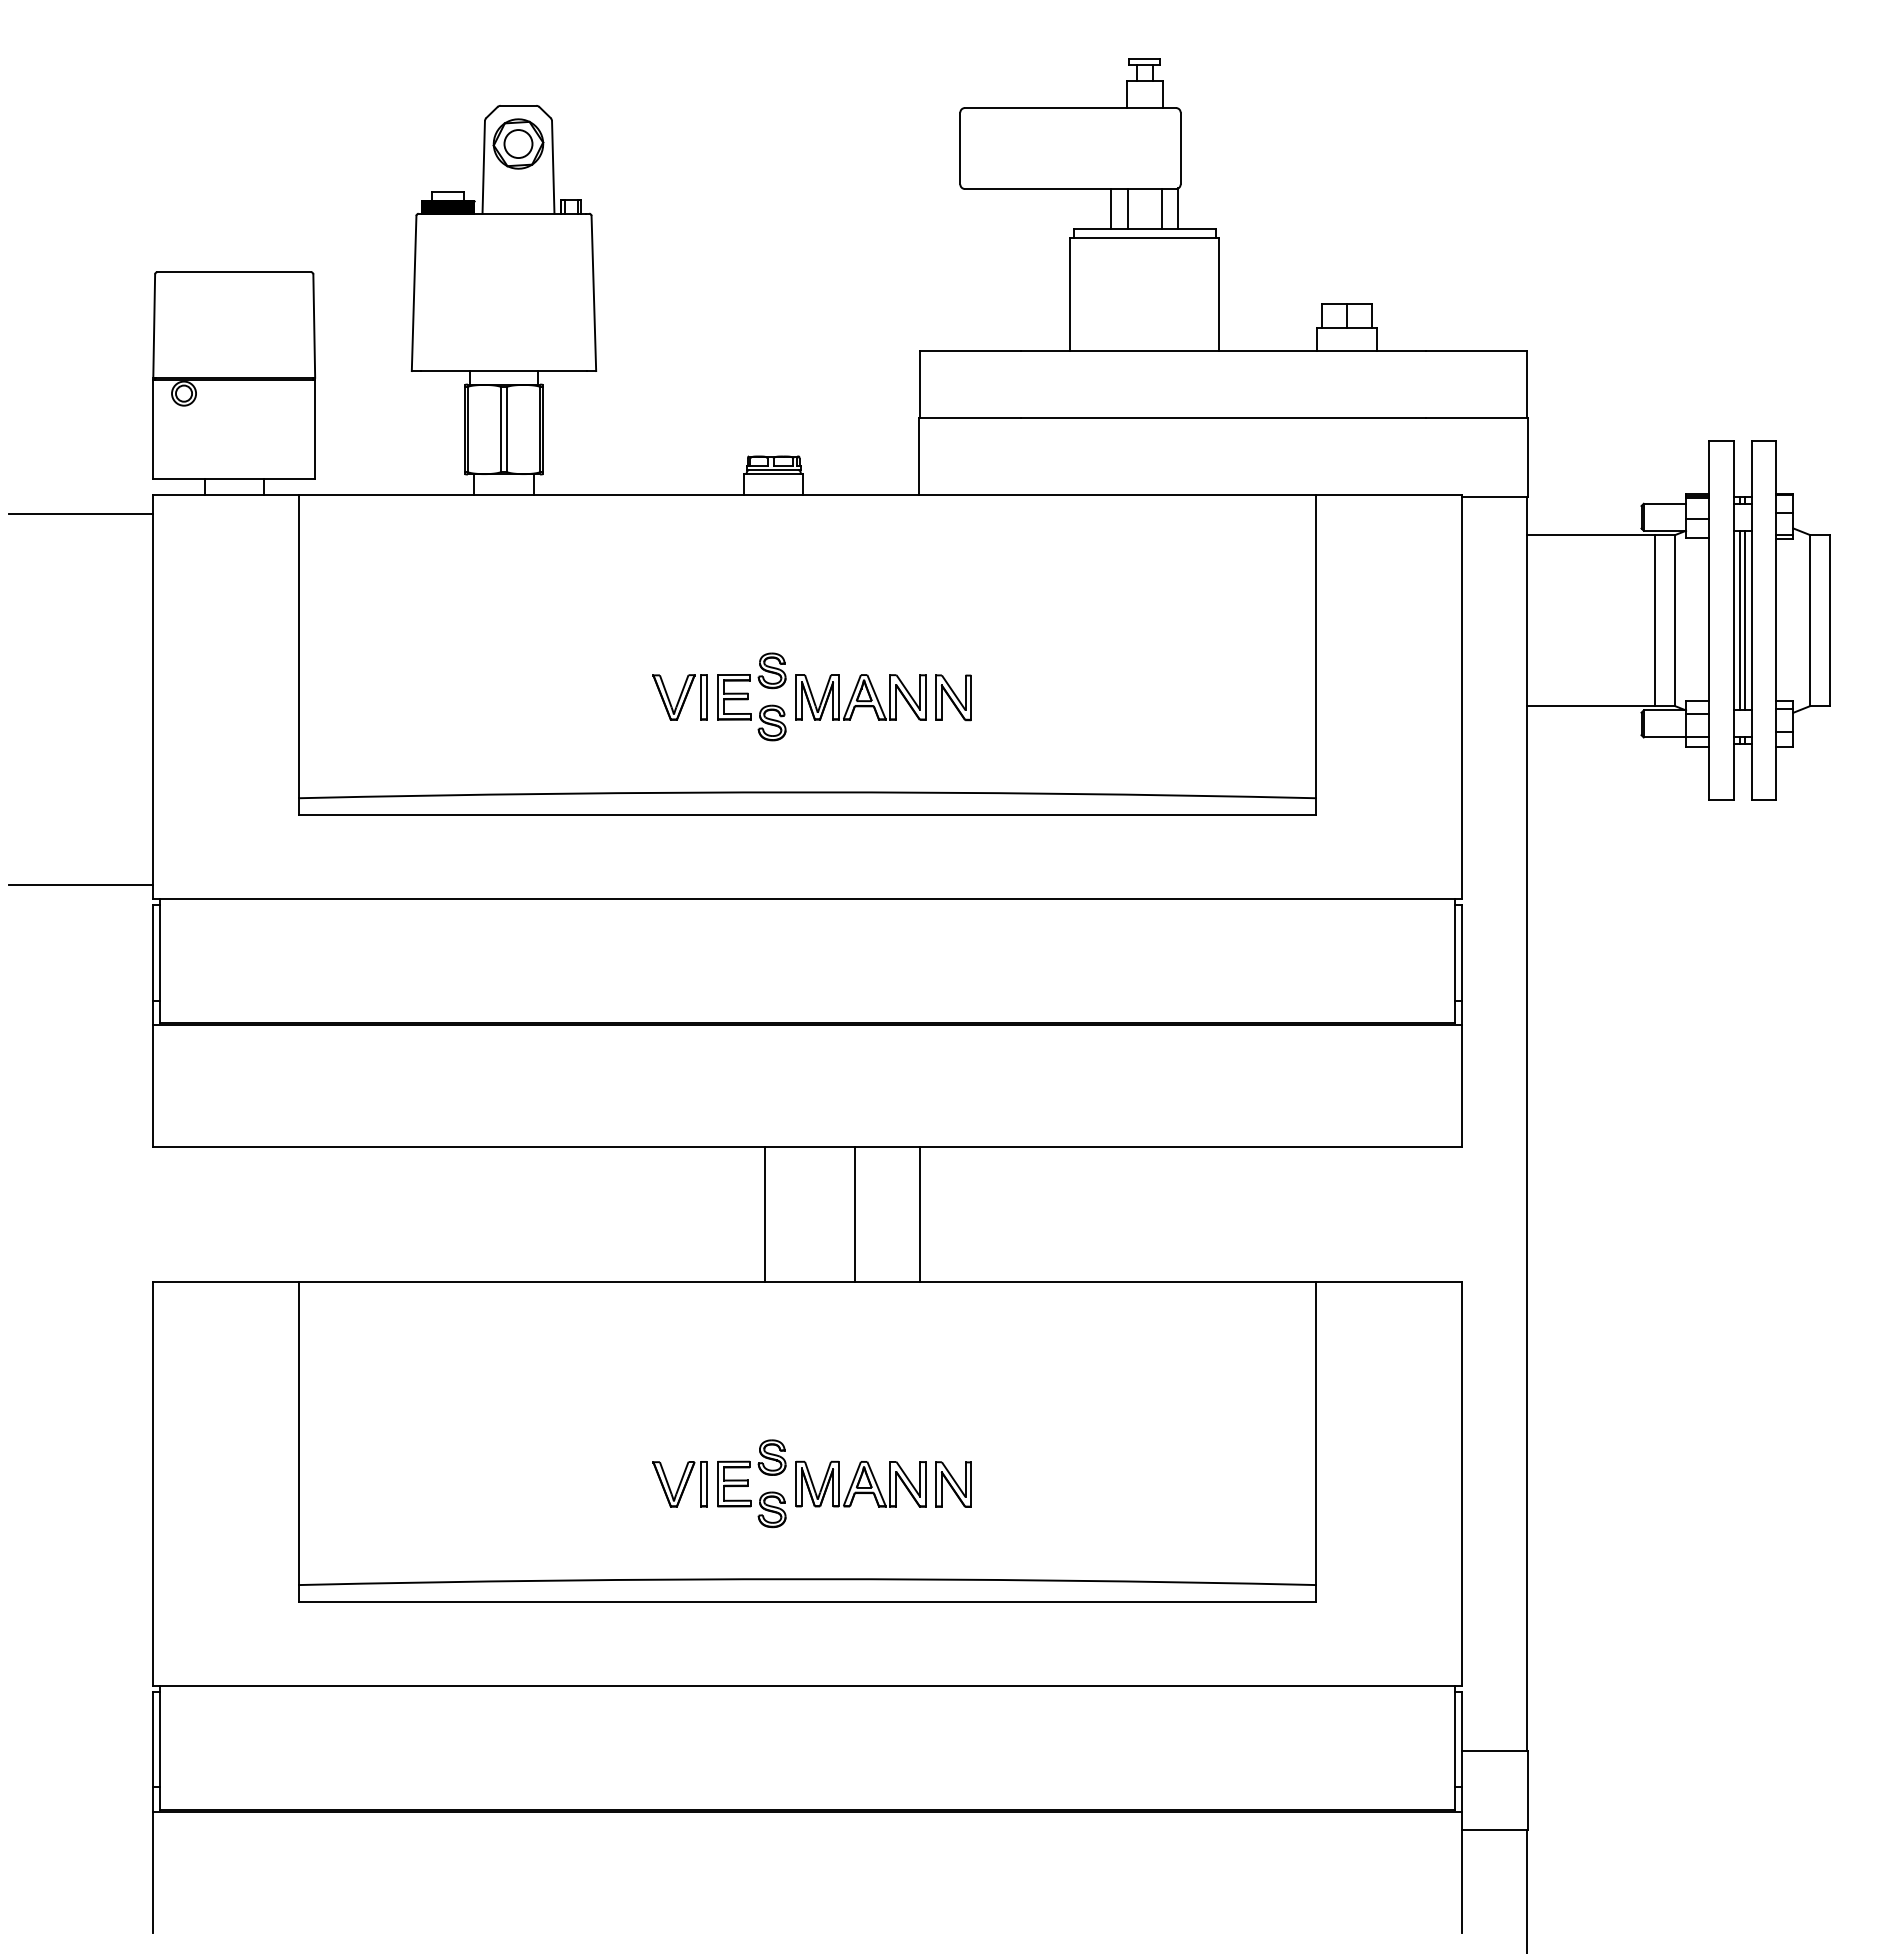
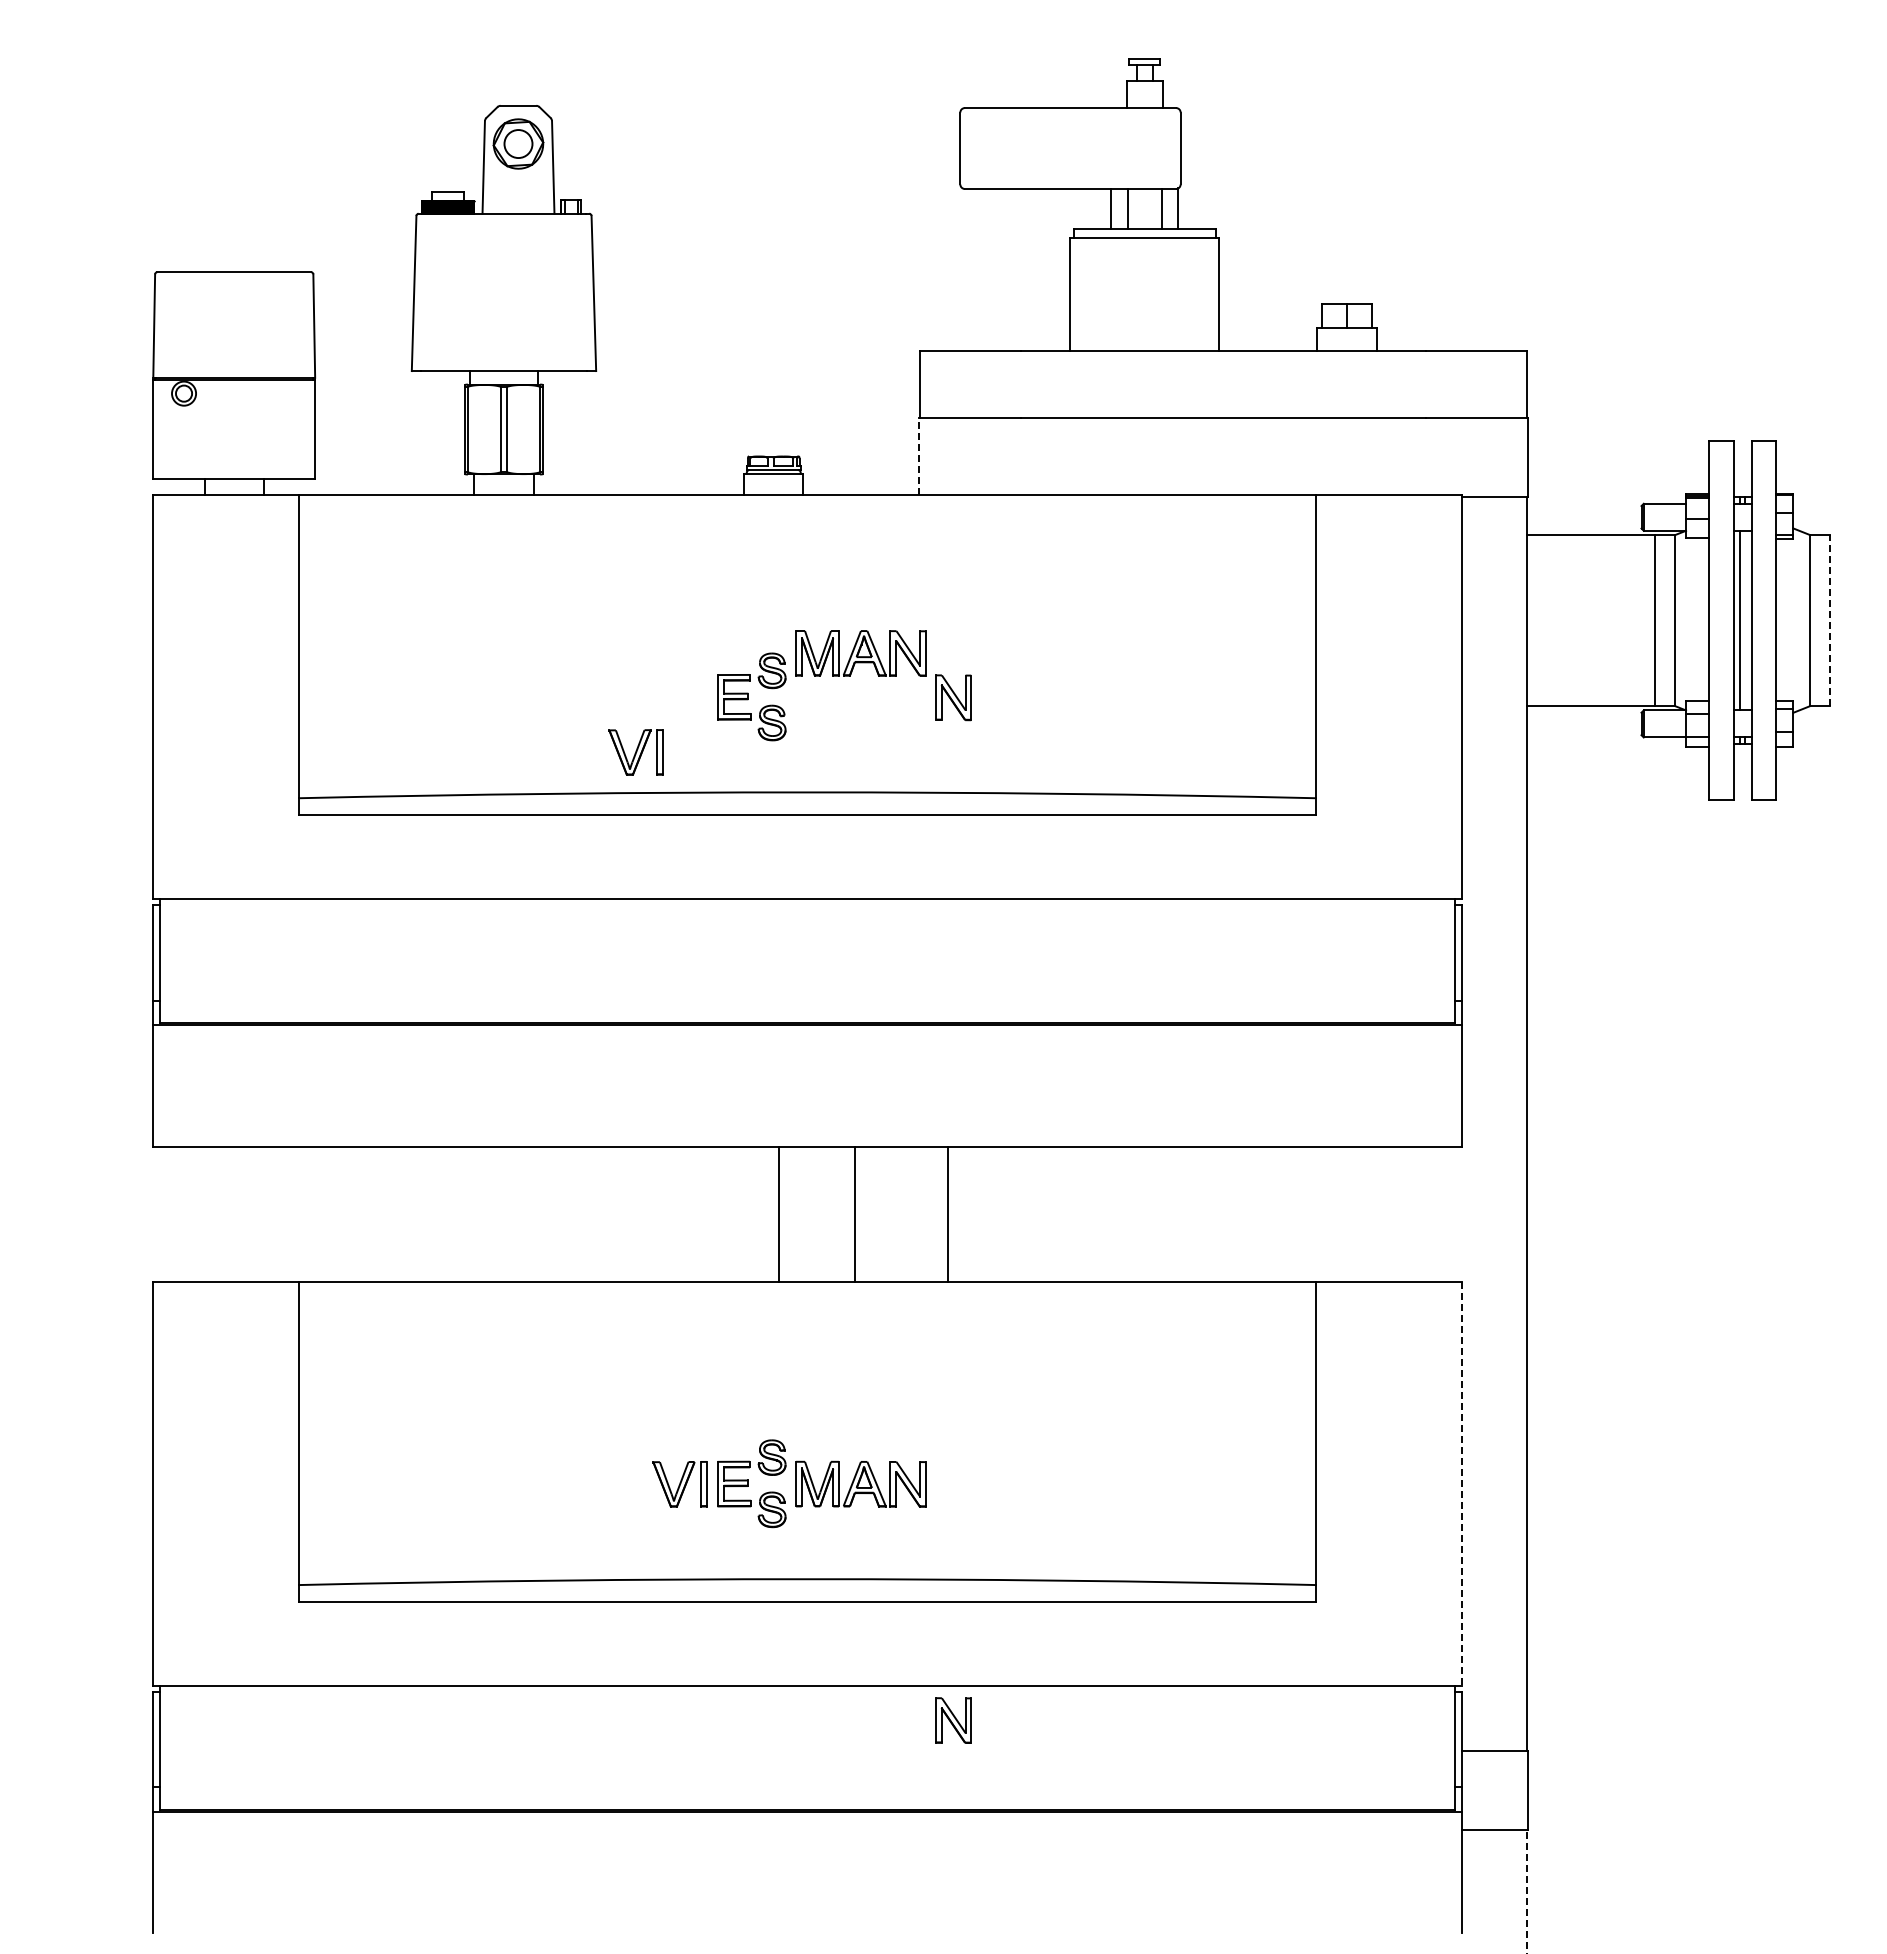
line: solid -> dashed (918, 456)
line: present -> none (81, 513)
line: present -> none (1744, 620)
line: solid -> dashed (1830, 620)
part position: (679, 697) -> (635, 752) (635, 752)
part position: (860, 697) -> (860, 653) (860, 653)
line: present -> none (81, 884)
line position: (764, 1213) -> (778, 1213) (778, 1213)
line position: (919, 1213) -> (947, 1213) (947, 1213)
part position: (953, 1484) -> (953, 1720) (953, 1720)
line: solid -> dashed (1461, 1484)
line: solid -> dashed (1526, 1892)
